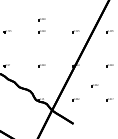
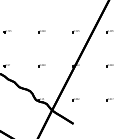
part: present -> none (41, 19)
part: present -> none (94, 85)
